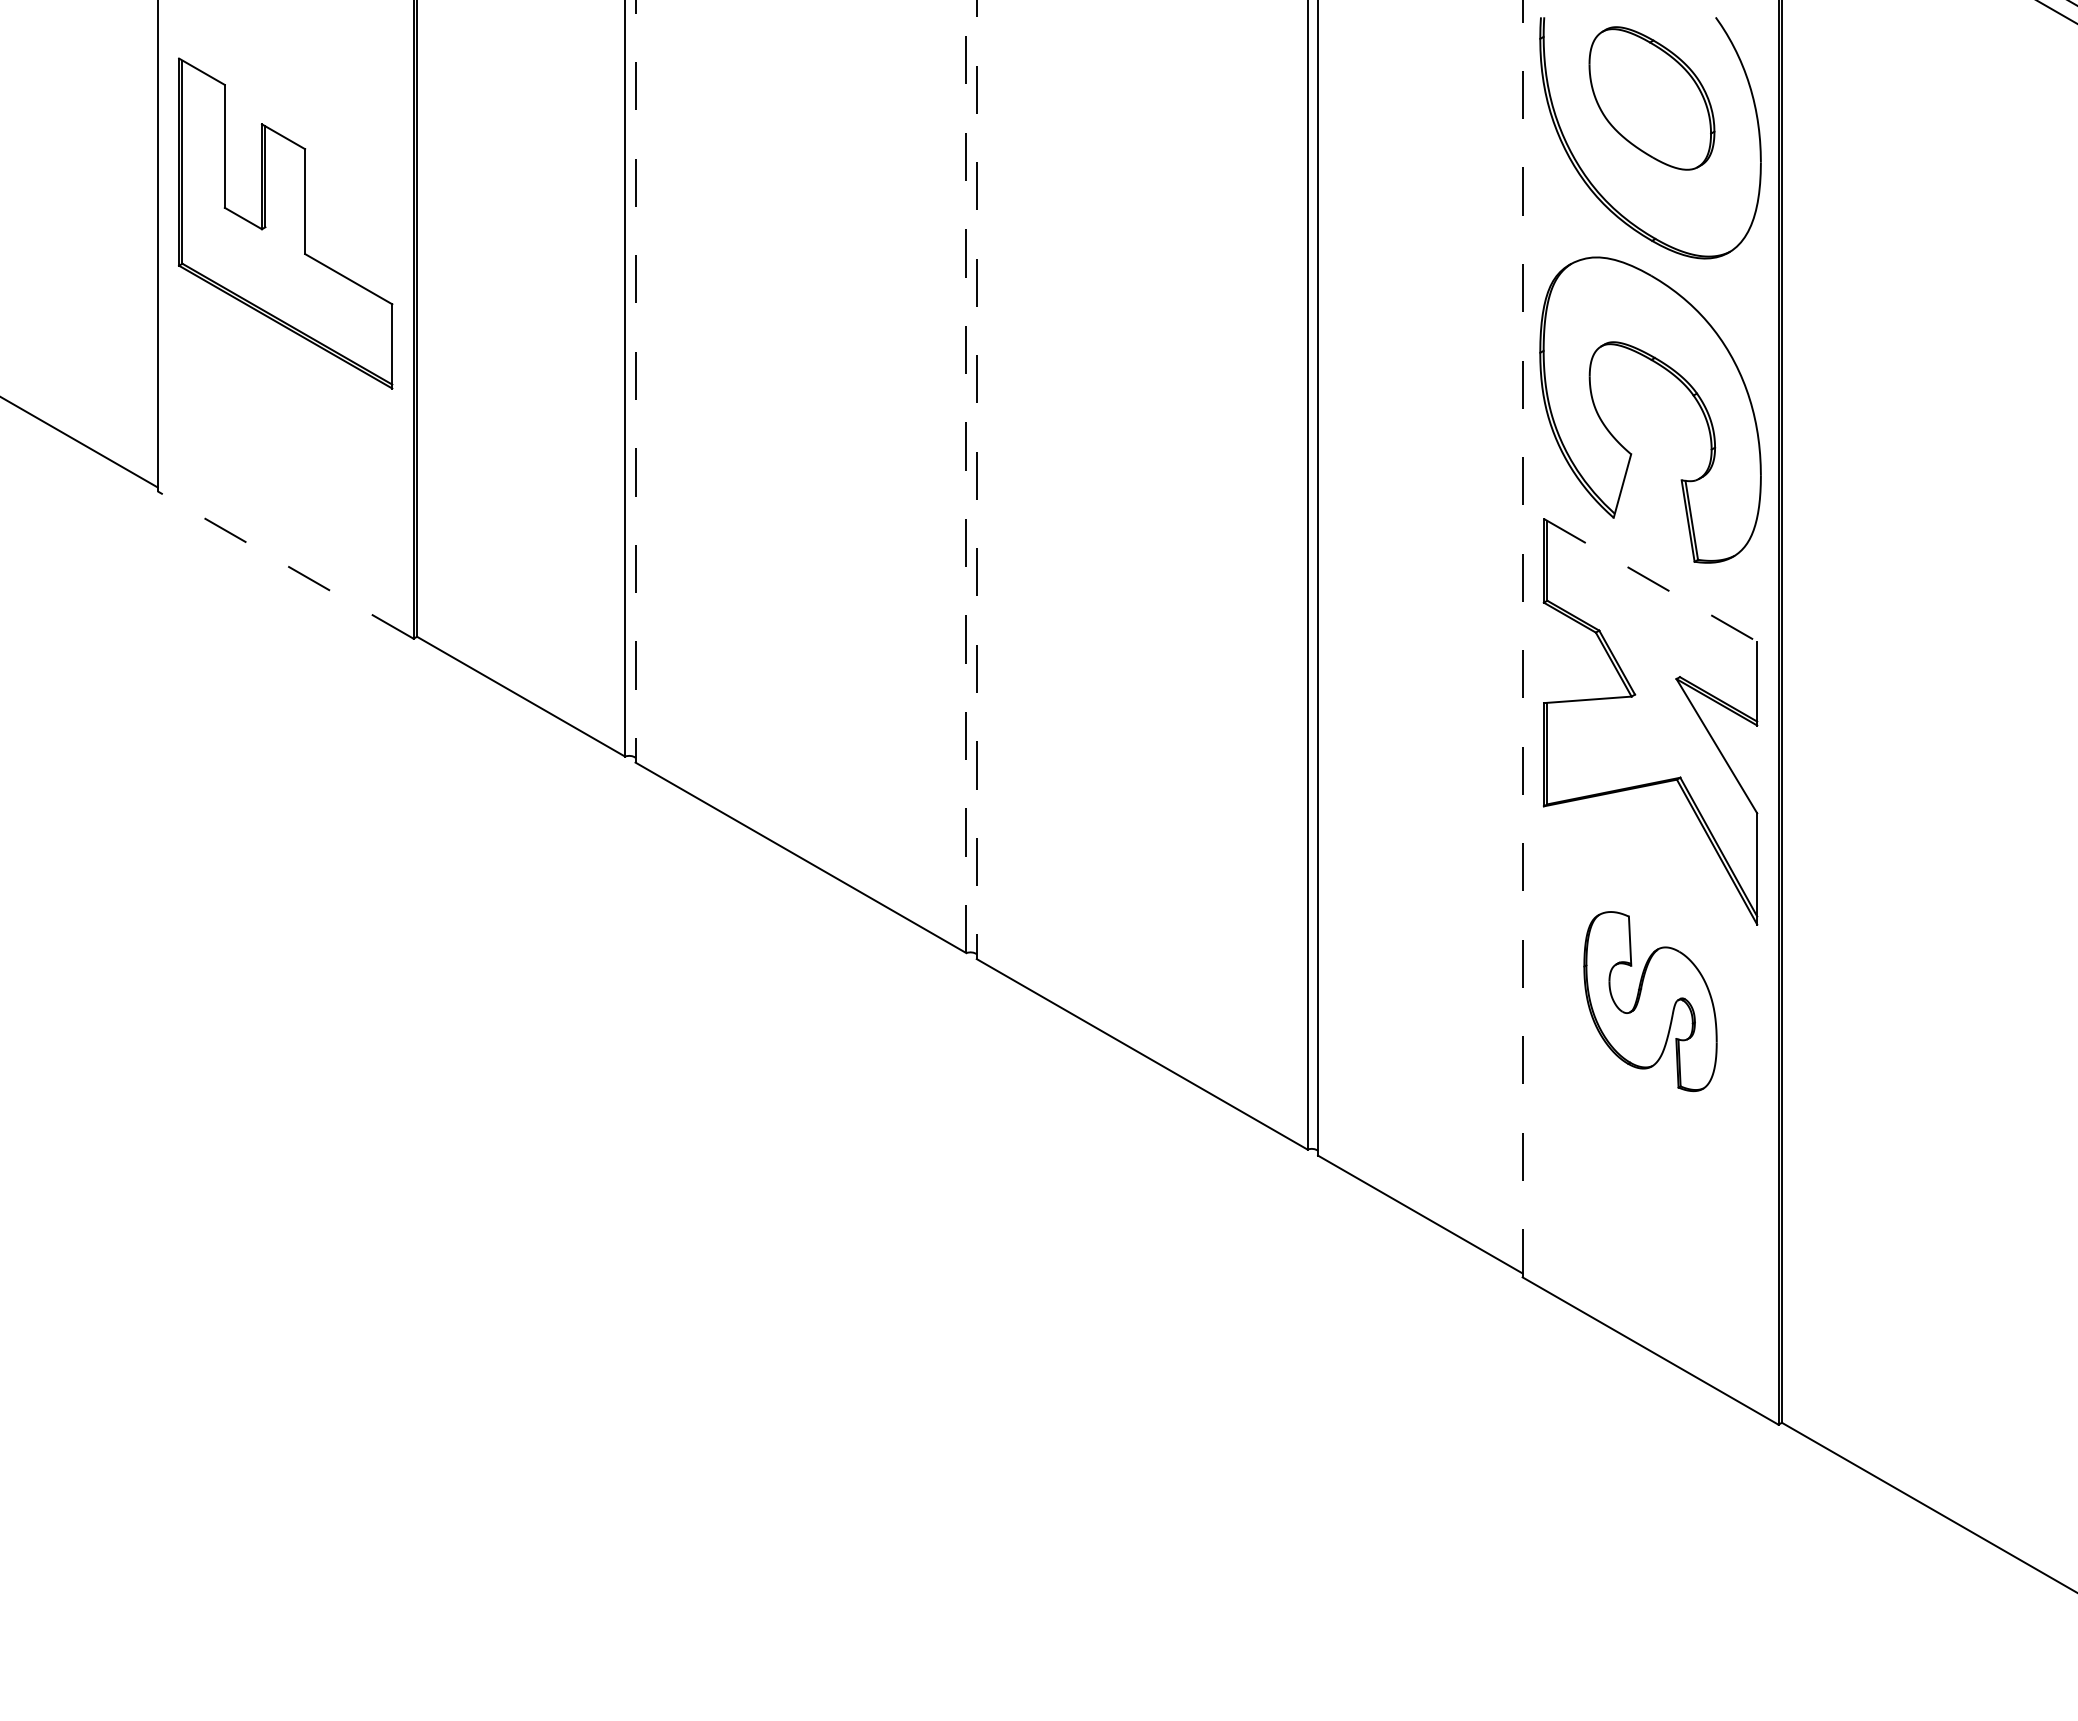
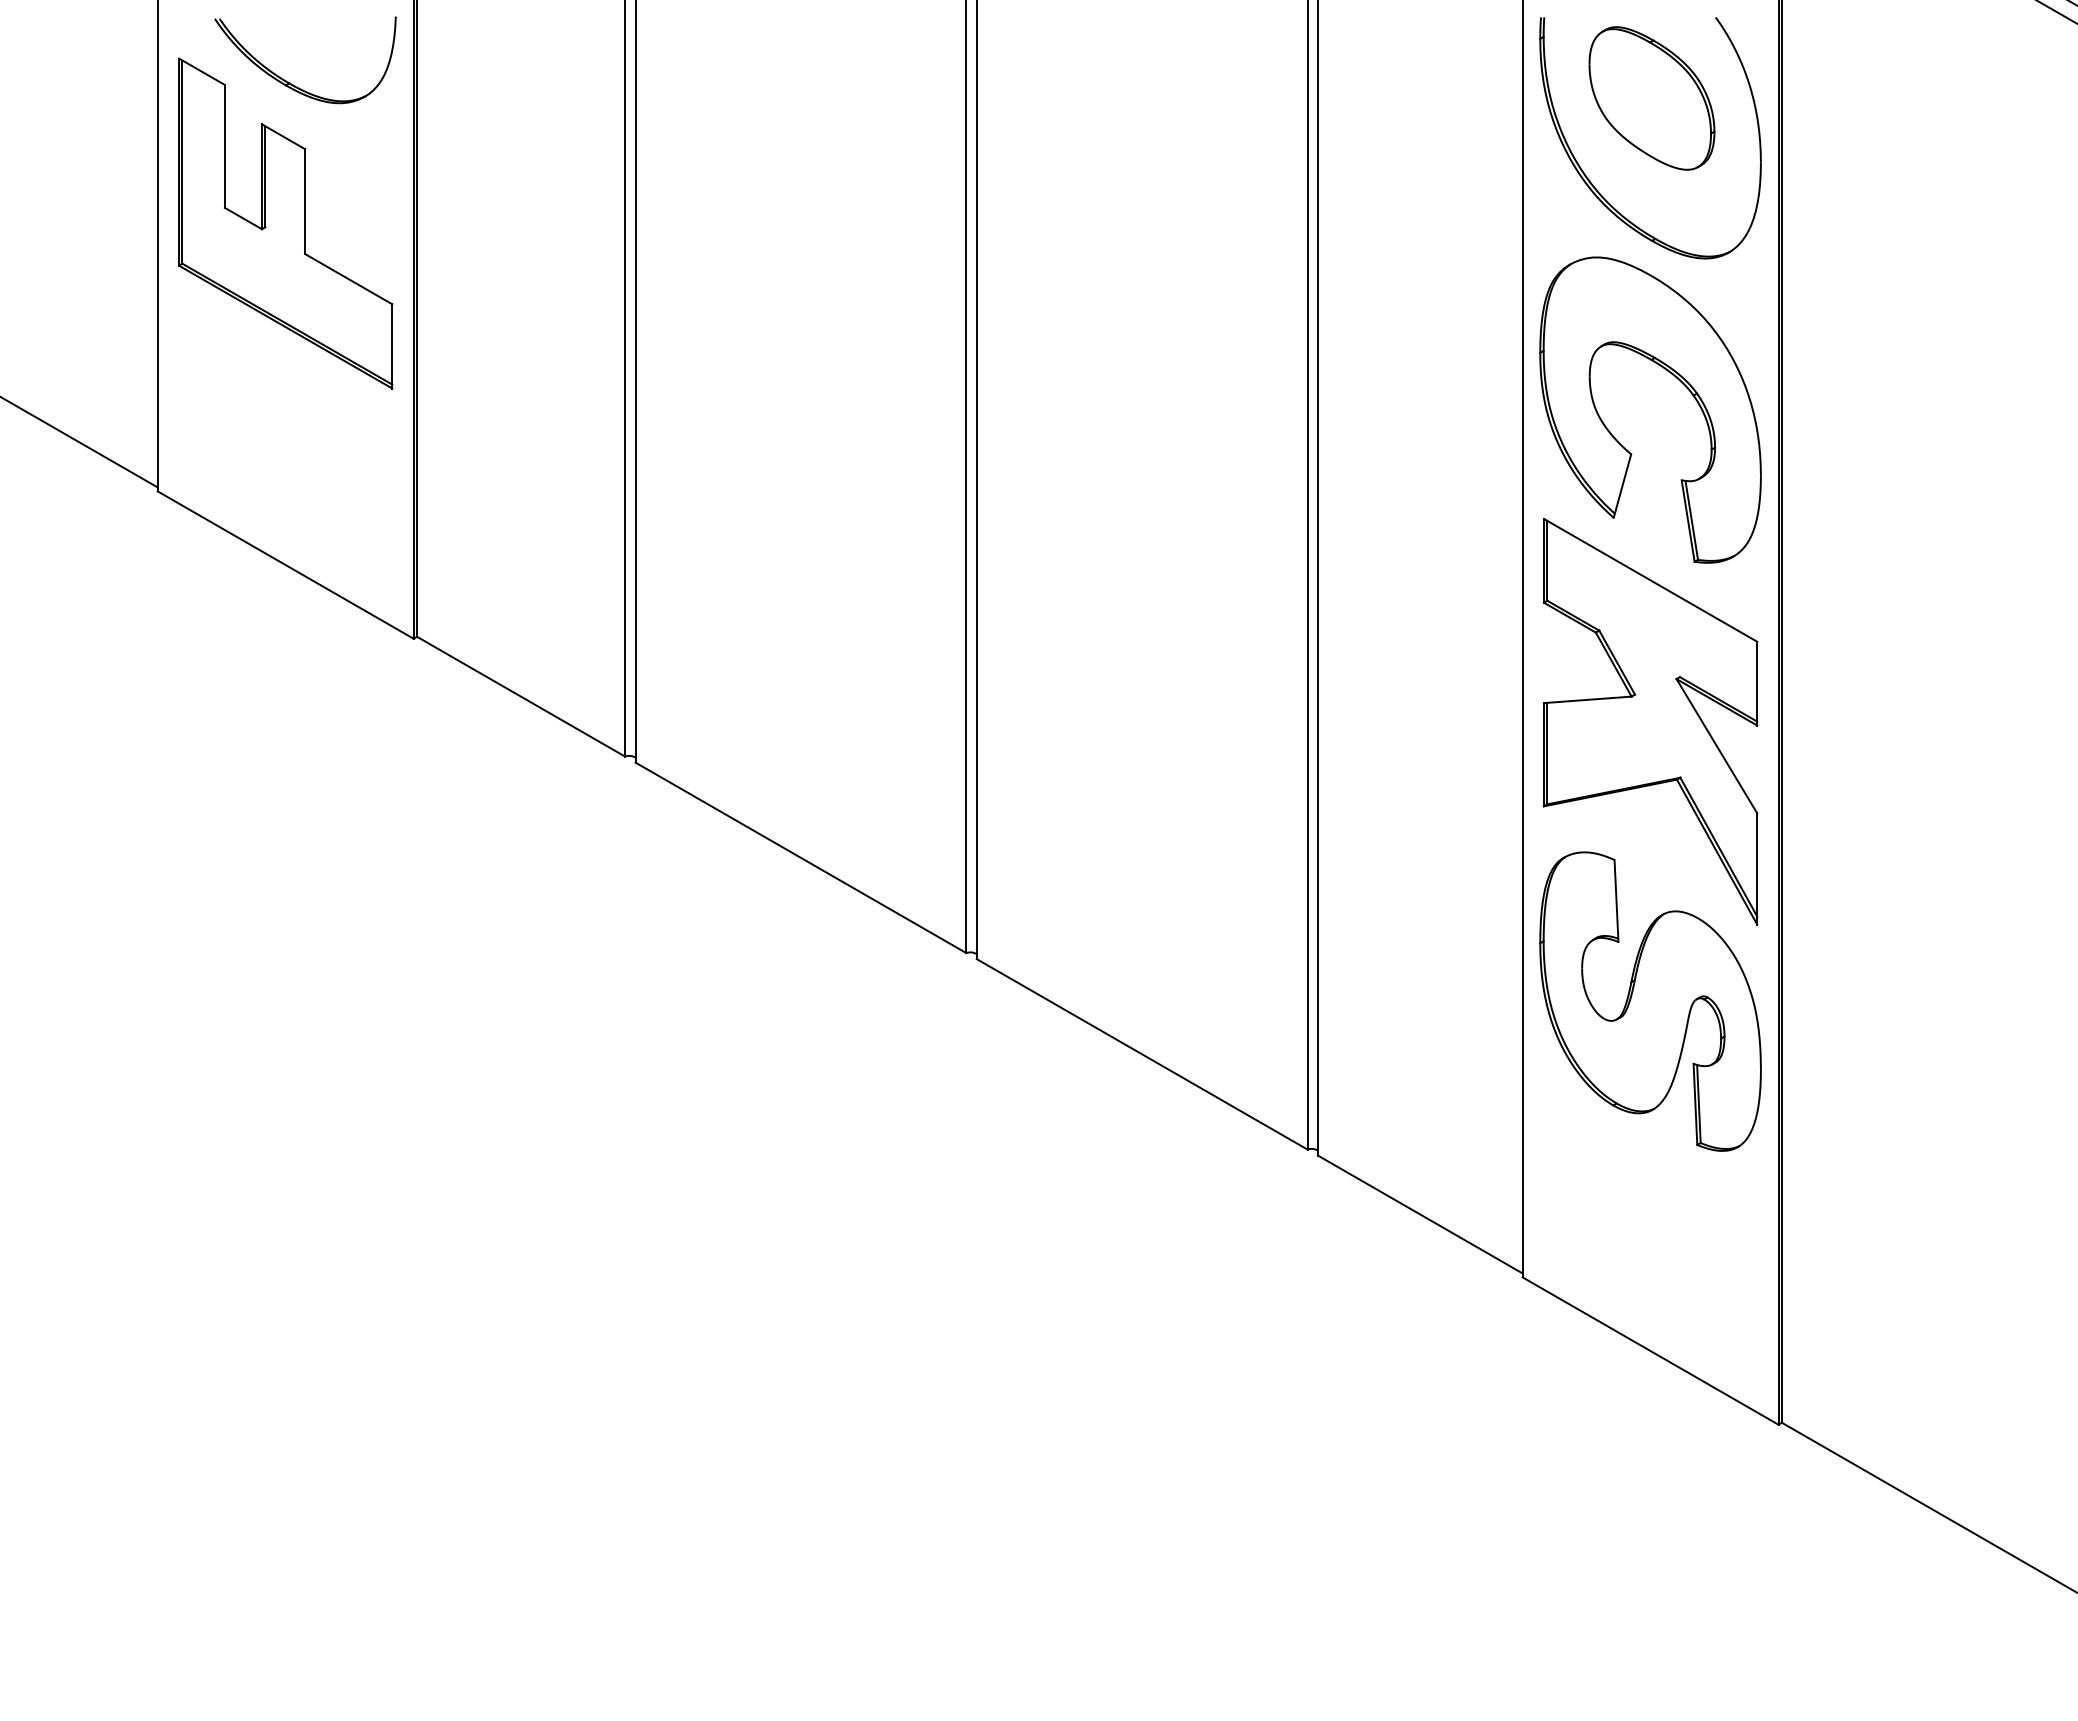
part: none -> present (293, 84)
line: dashed -> solid (635, 381)
line: dashed -> solid (966, 476)
line: dashed -> solid (976, 480)
line: dashed -> solid (285, 565)
line: dashed -> solid (1651, 580)
line: dashed -> solid (1522, 638)
part size: 135x182 px -> 223x301 px (1650, 1001)
